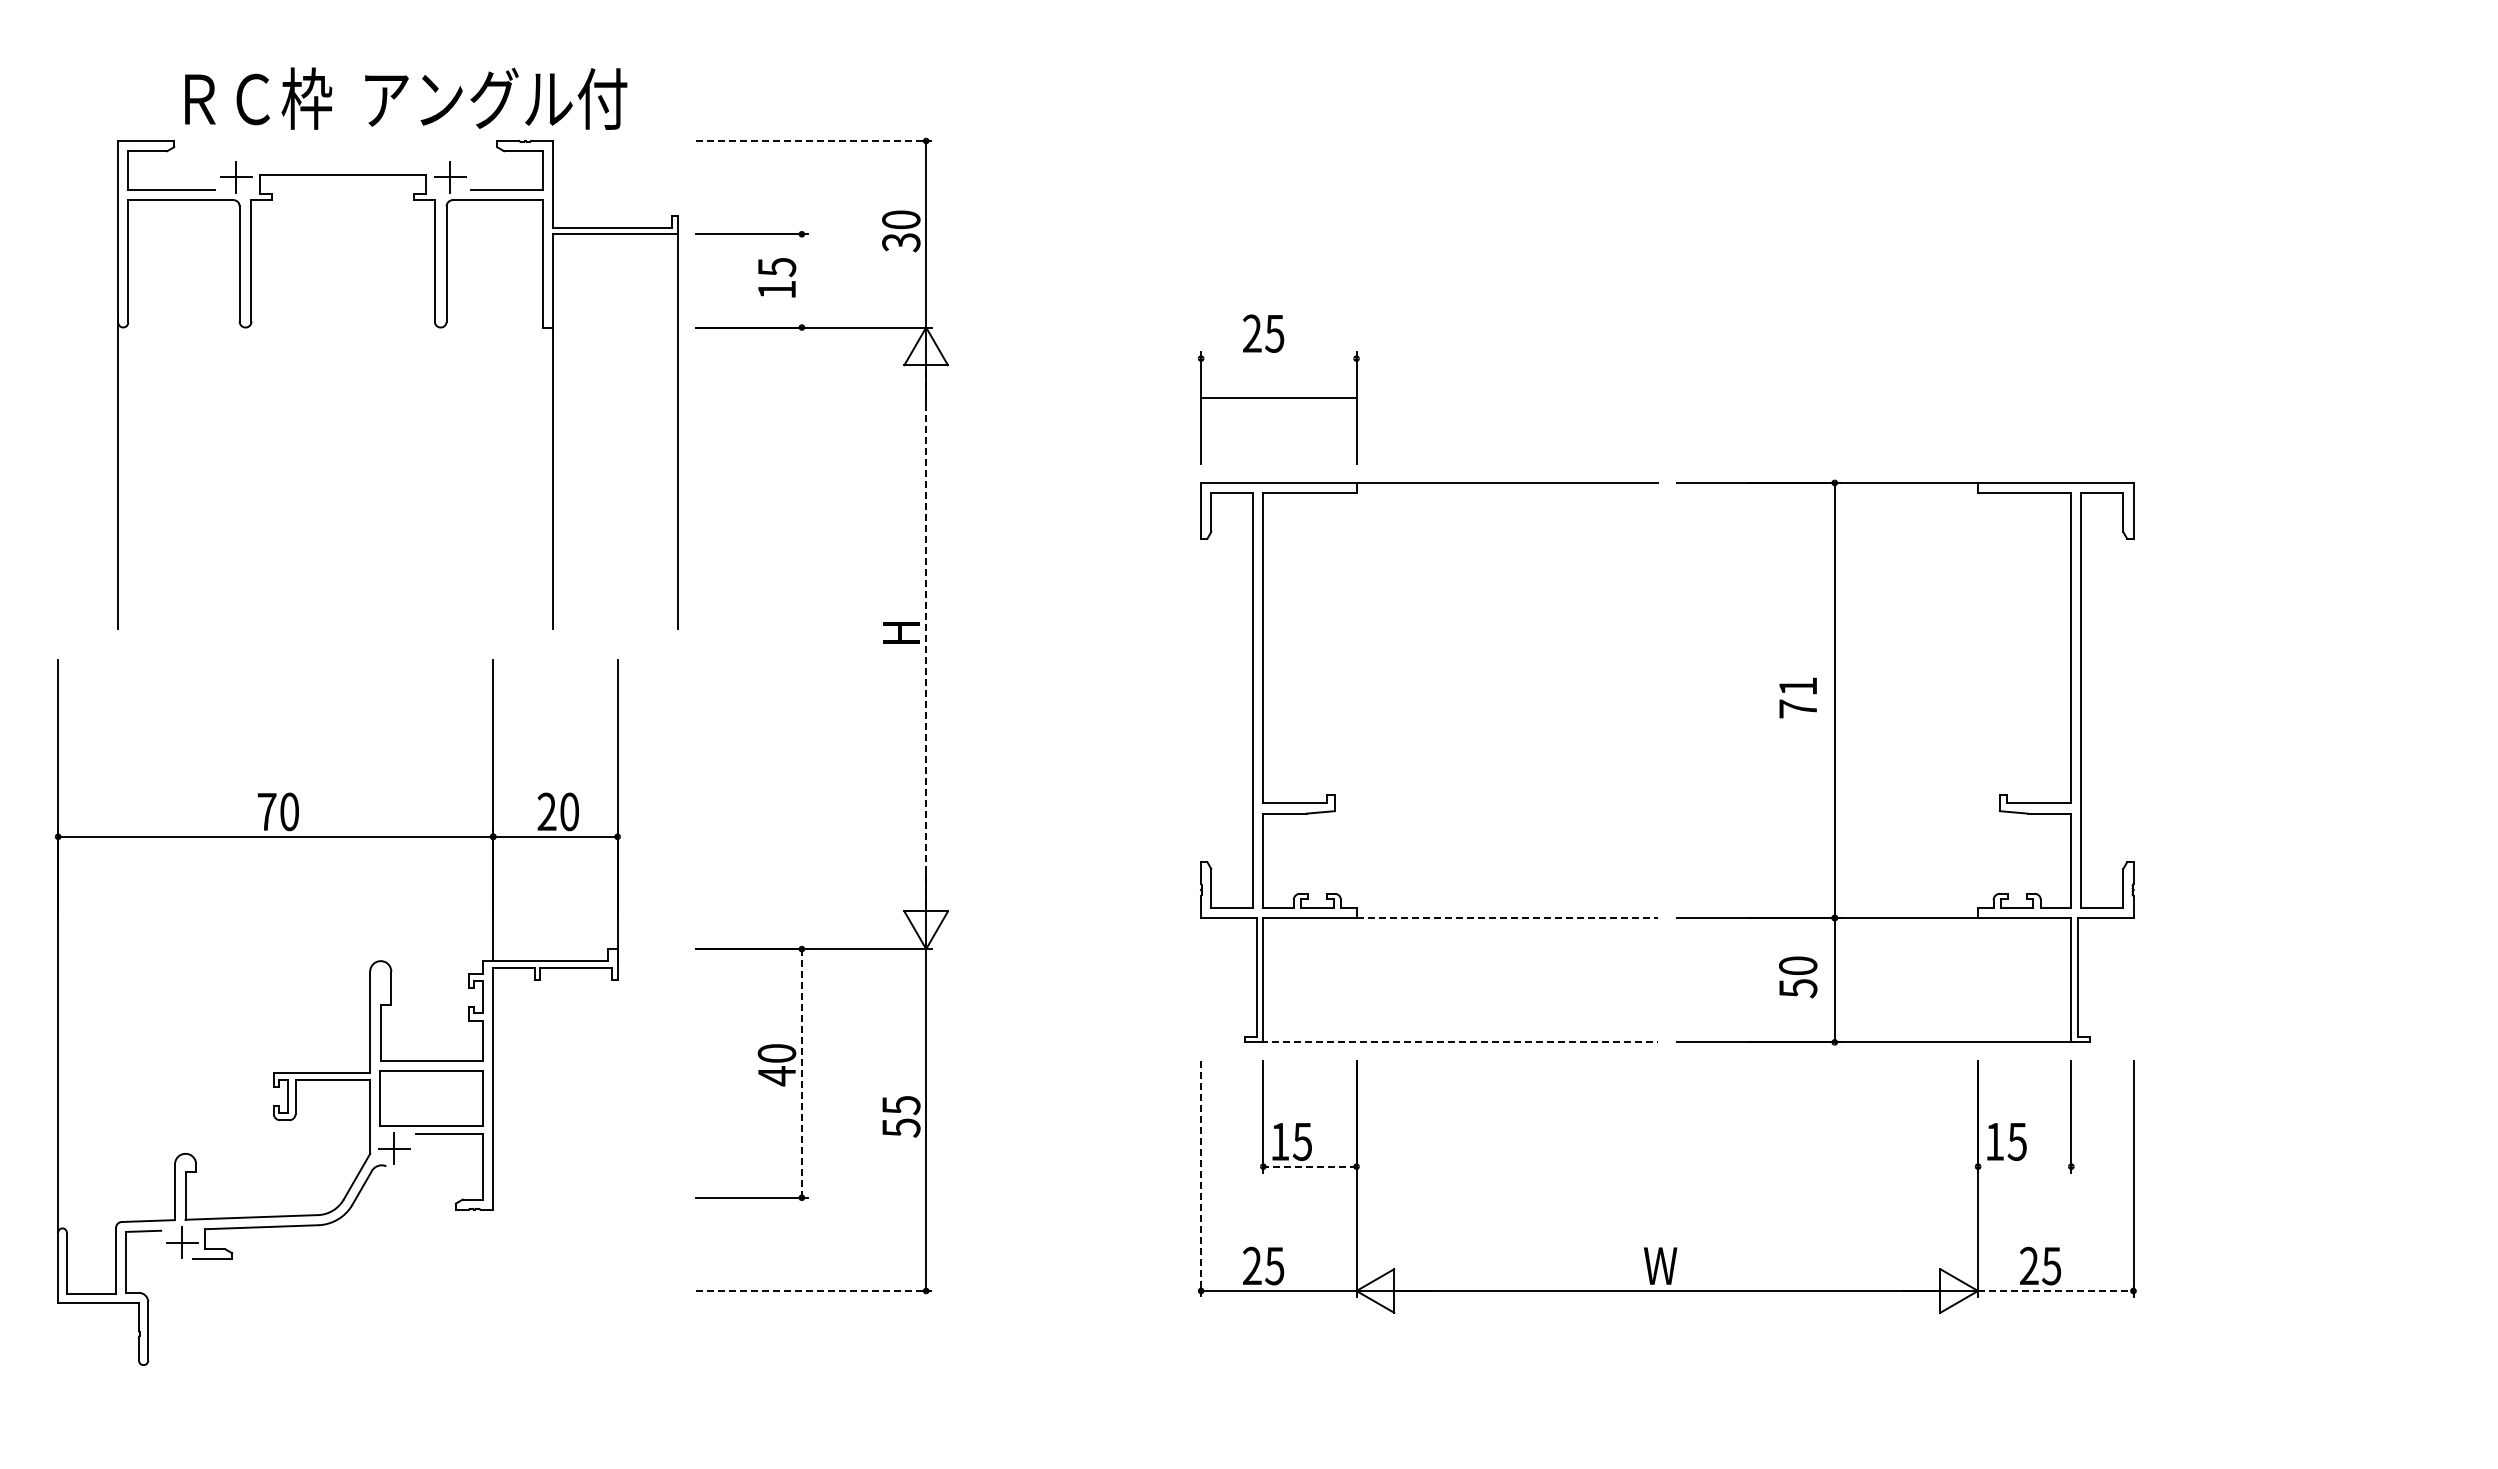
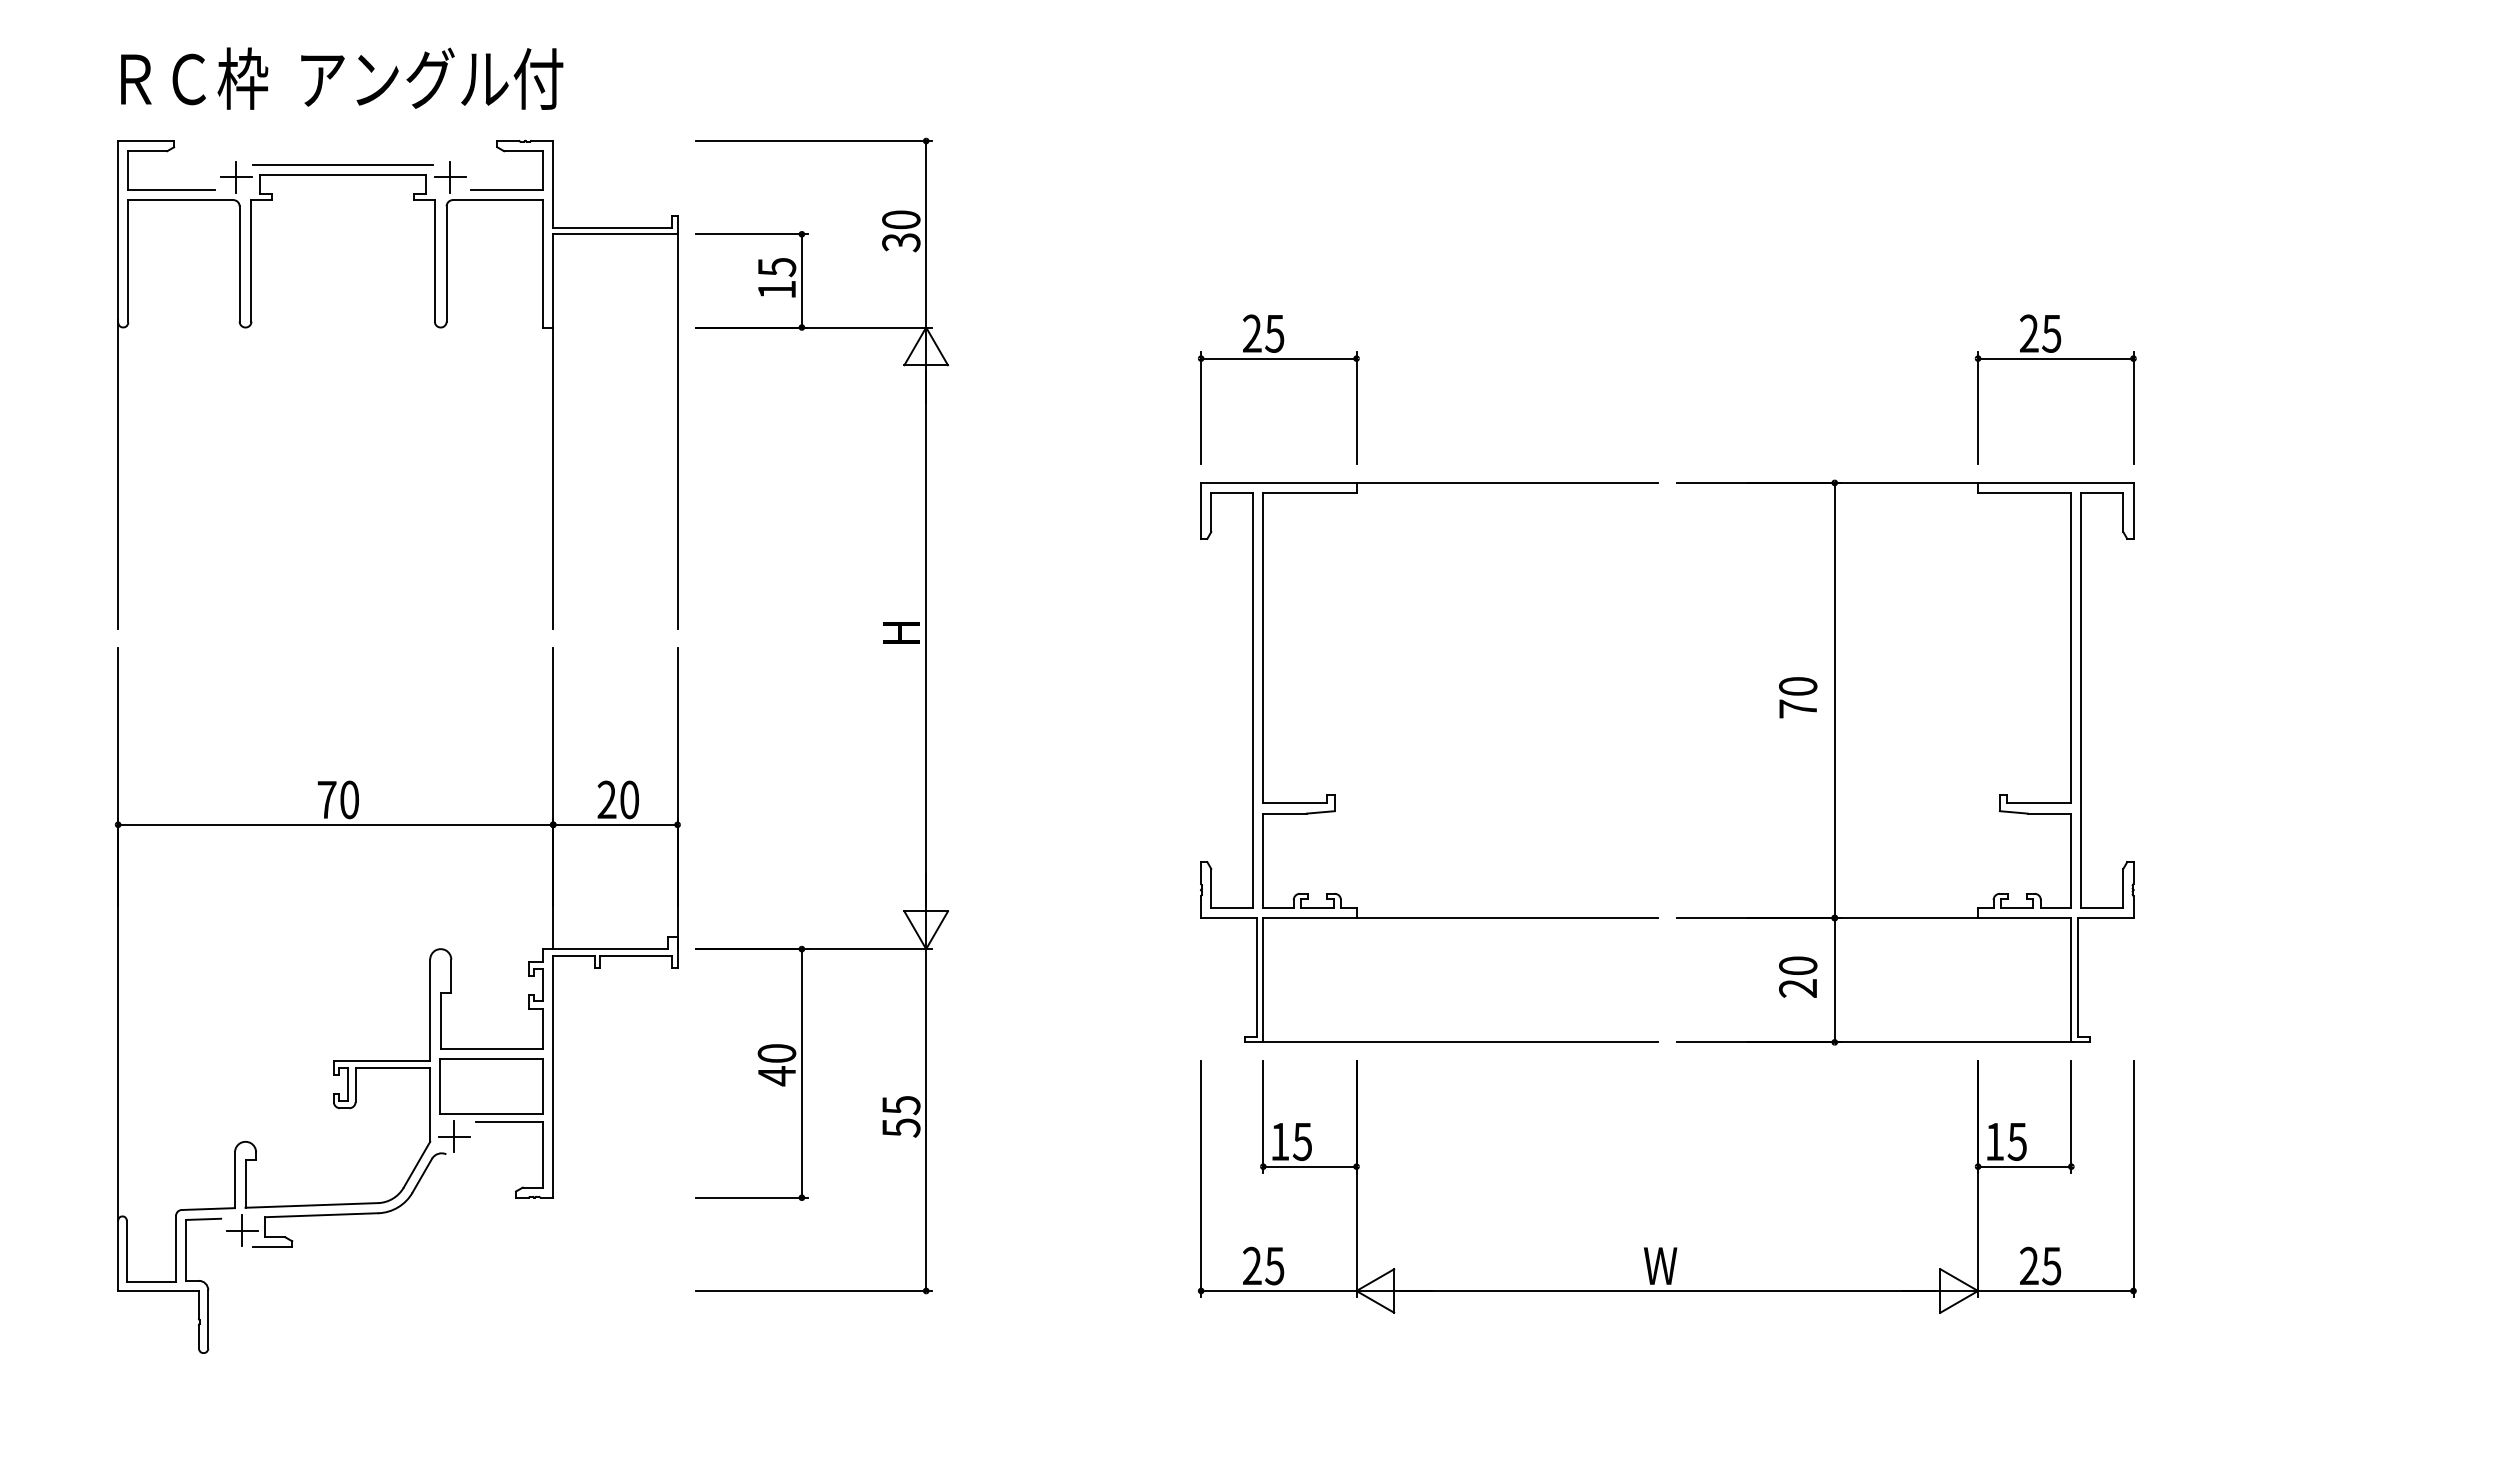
text position: (406, 98) -> (342, 78) (342, 78)
line: dashed -> solid (814, 141)
line: none -> present (342, 165)
line: none -> present (801, 280)
part: none -> present (2055, 359)
line position: (1278, 397) -> (1278, 358) (1278, 358)
line: dashed -> solid (926, 638)
text: 71 -> 70 (1798, 686)
line: dashed -> solid (1507, 918)
text: 50 -> 20 (1798, 988)
part position: (337, 1012) -> (397, 1000) (397, 1000)
line: dashed -> solid (1460, 1042)
line: dashed -> solid (801, 1073)
line: dashed -> solid (1309, 1166)
line: none -> present (2024, 1166)
line: dashed -> solid (1201, 1179)
line: dashed -> solid (814, 1290)
line: dashed -> solid (2055, 1290)
